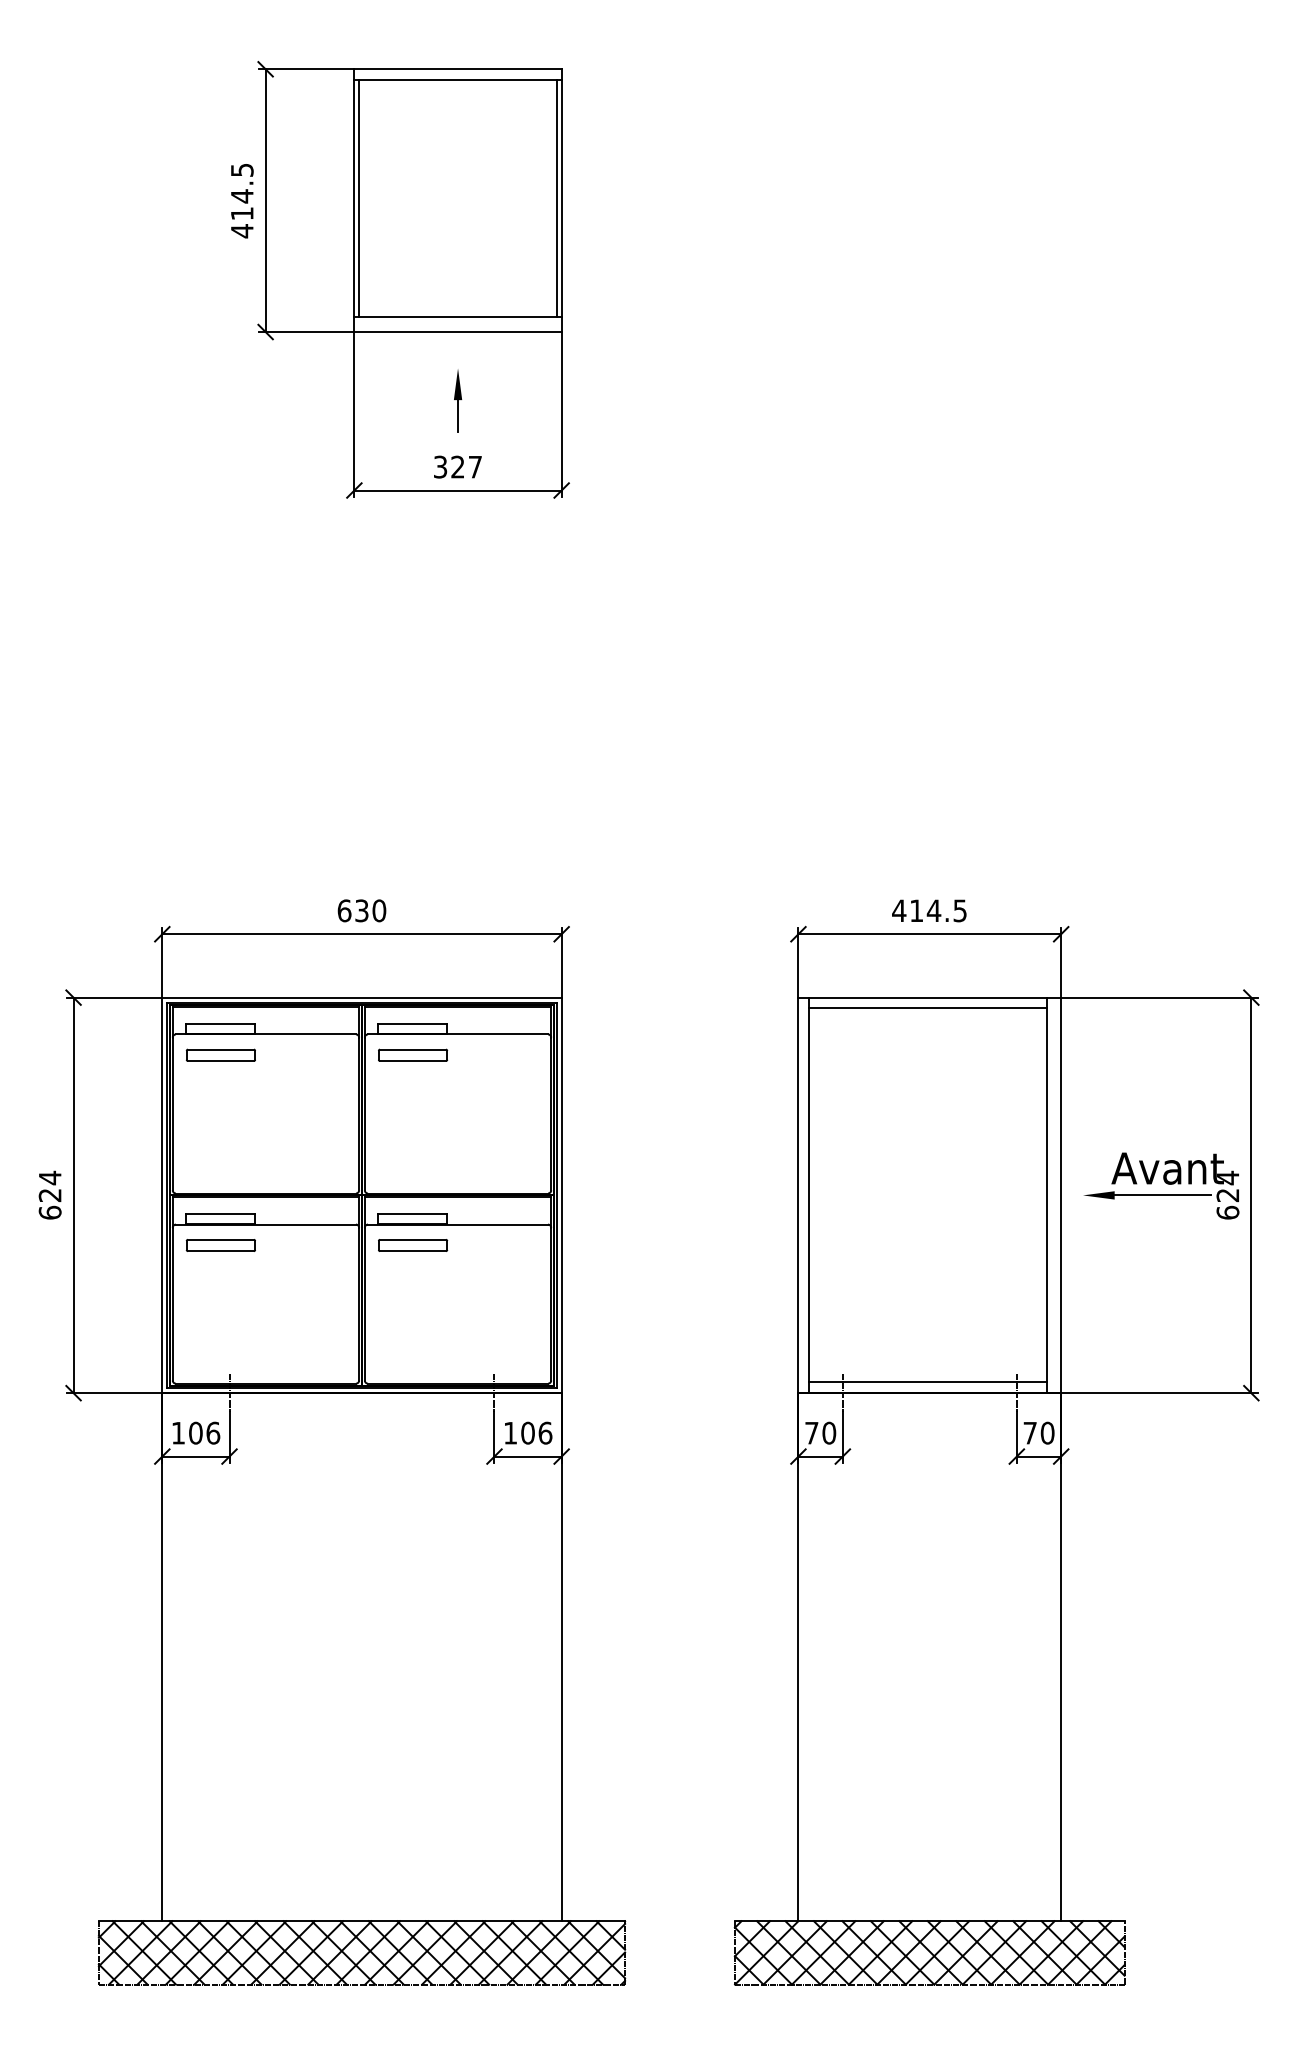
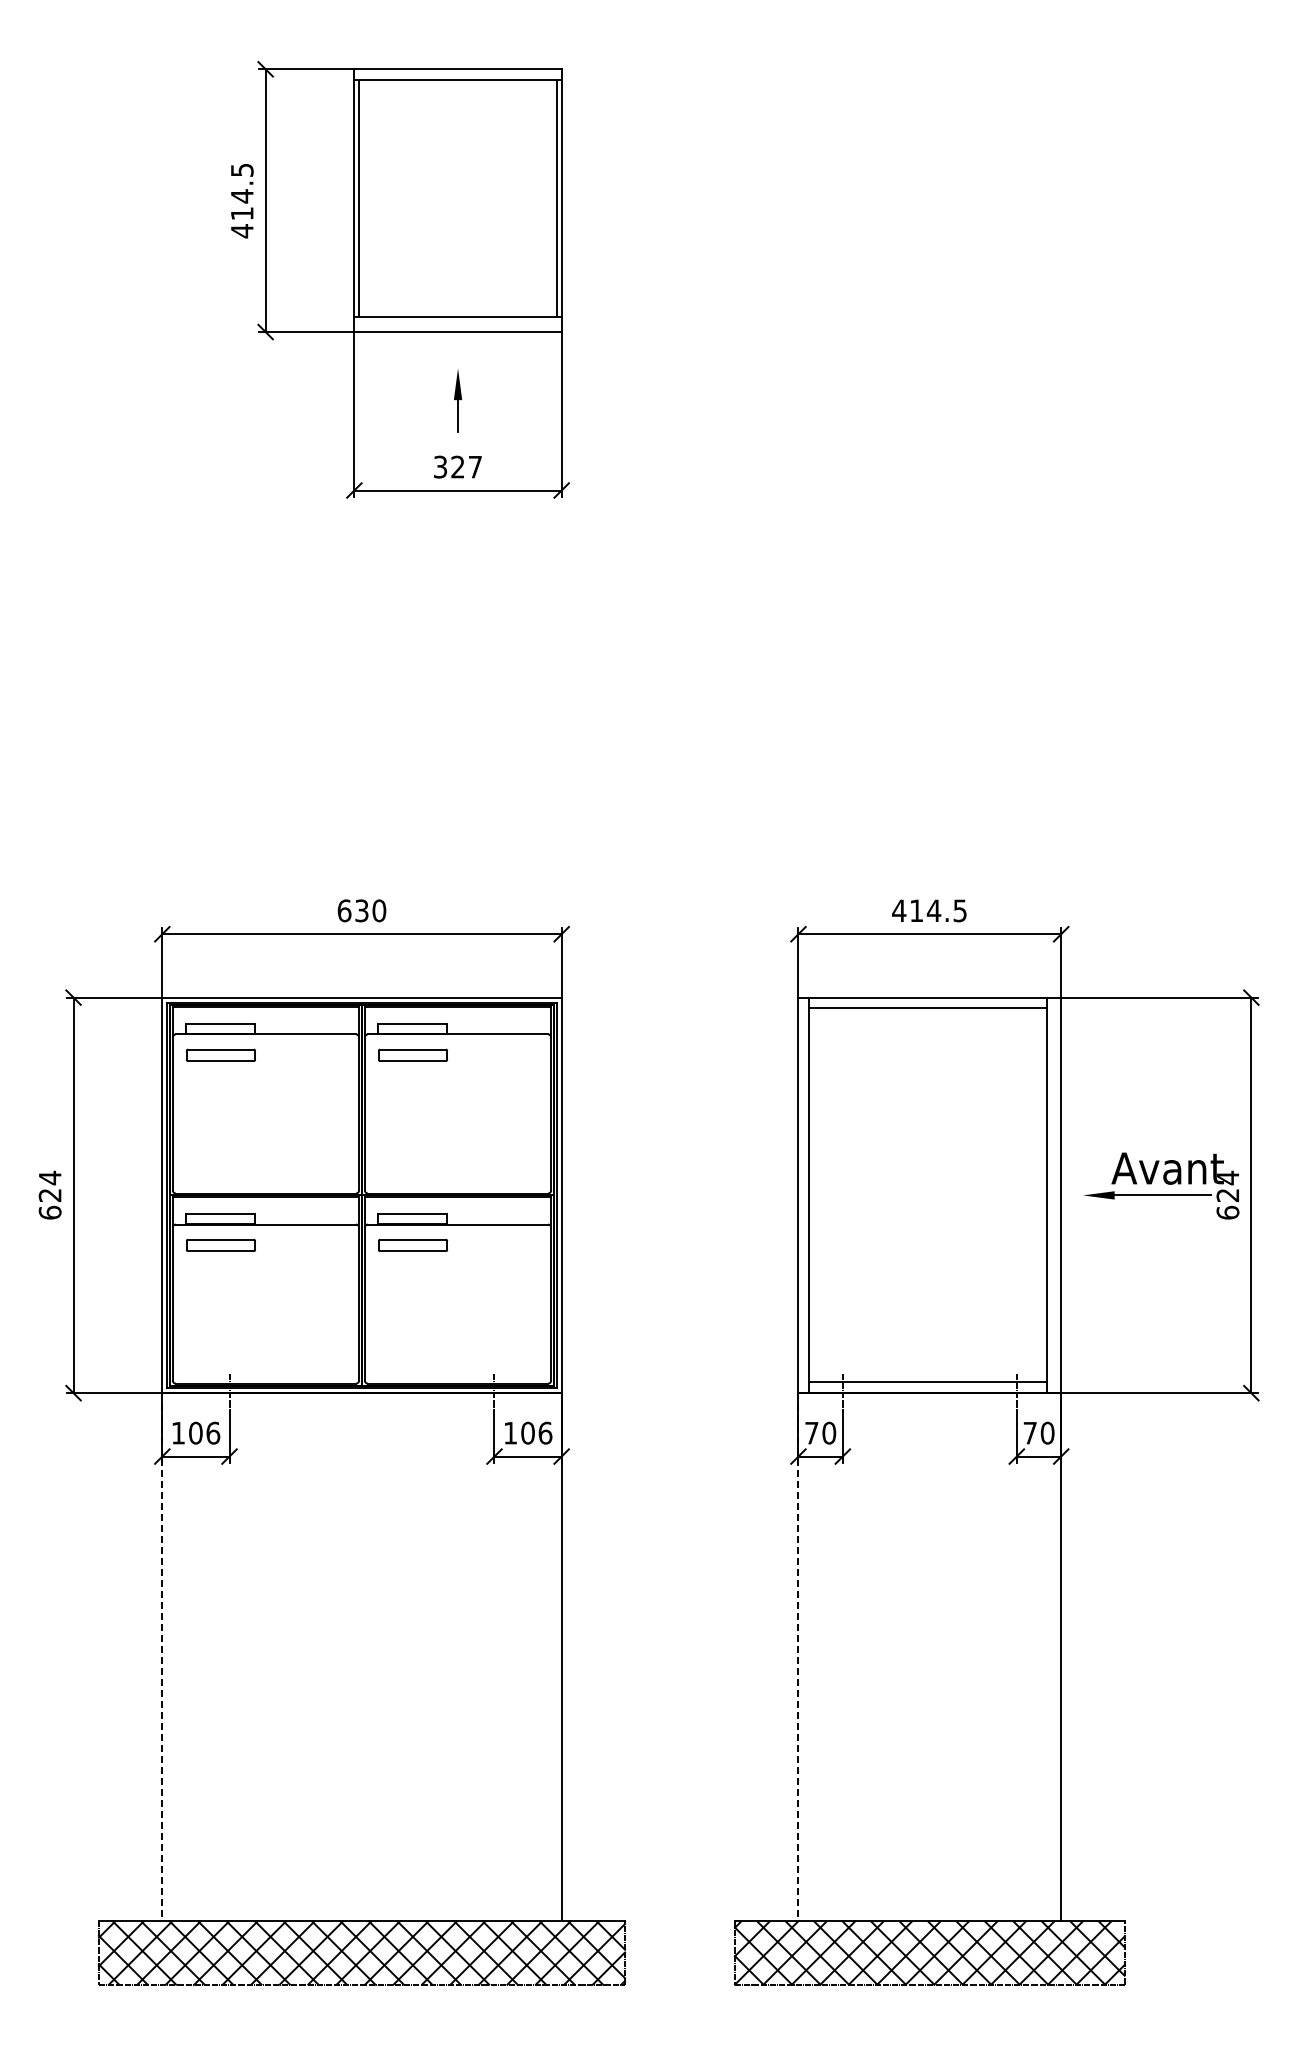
line: solid -> dashed (162, 1657)
line: solid -> dashed (798, 1657)
